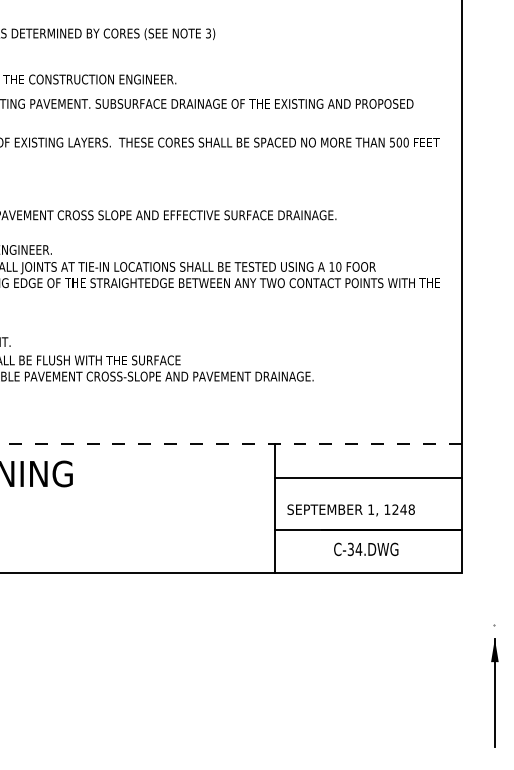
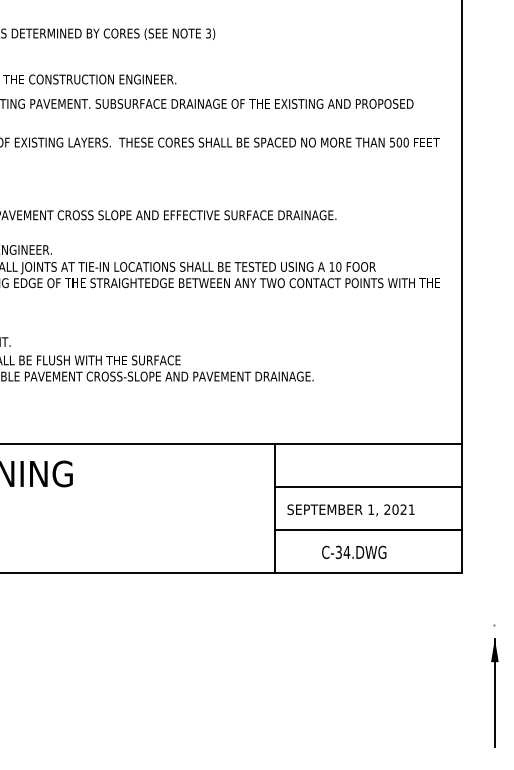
line: dashed -> solid (230, 444)
line position: (367, 478) -> (367, 487) (367, 487)
text: 1248 -> 2021 (399, 509)
text position: (366, 549) -> (354, 552) (354, 552)
